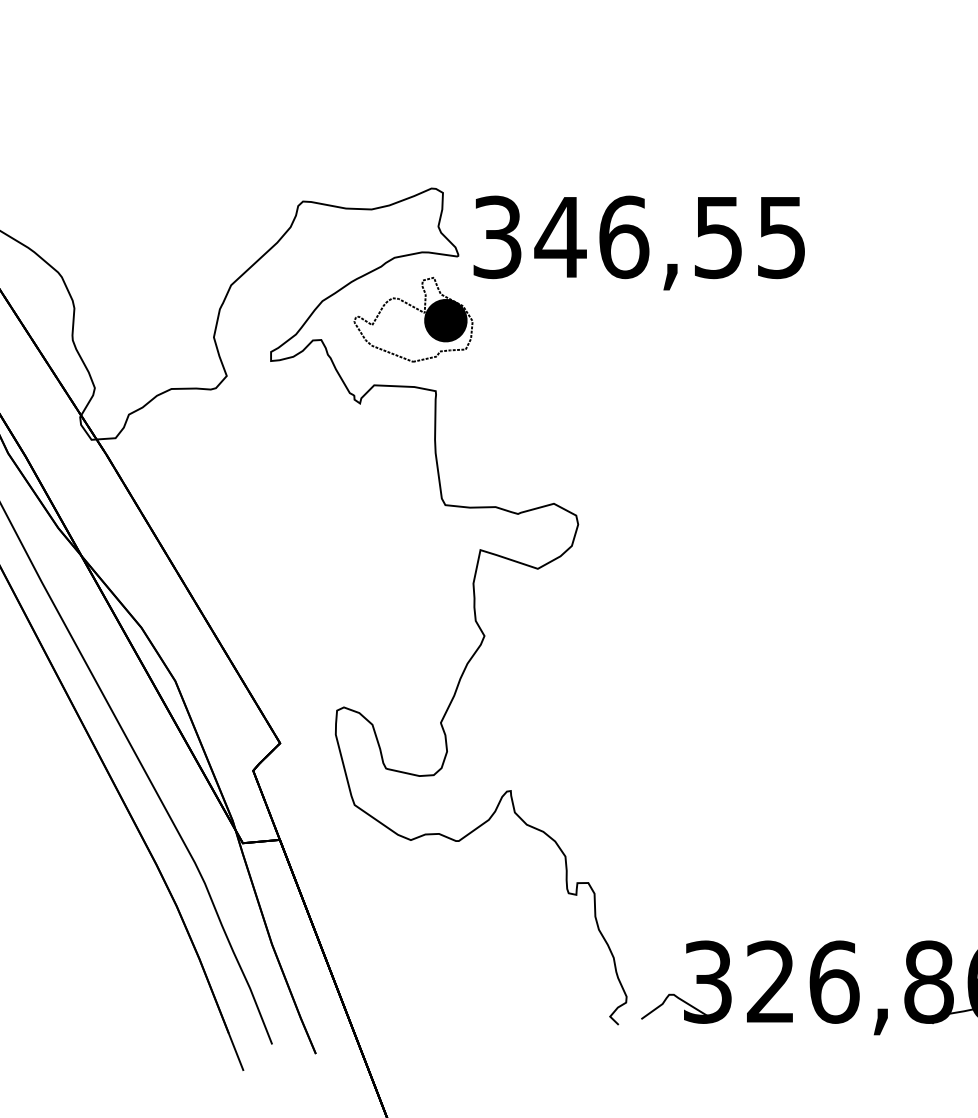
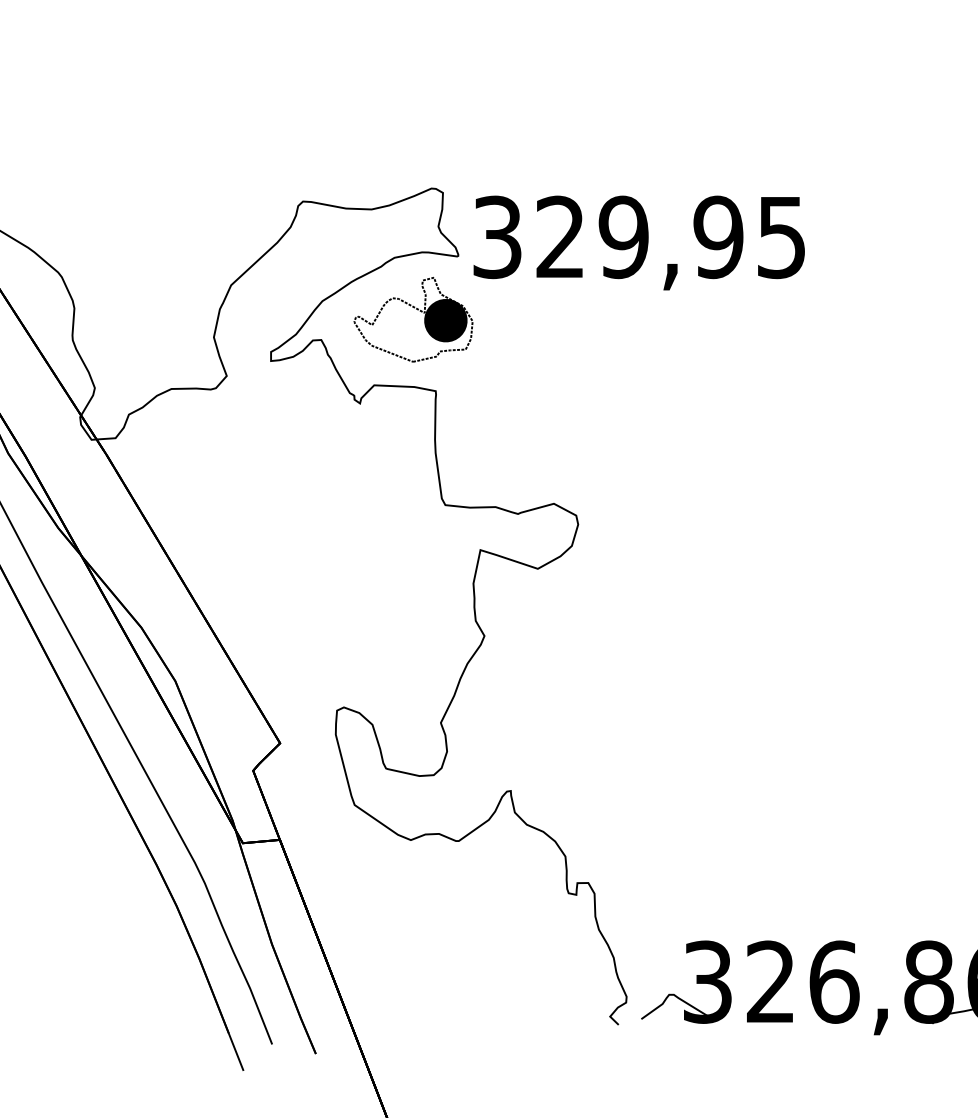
text: 346,55 -> 329,95 (638, 237)
